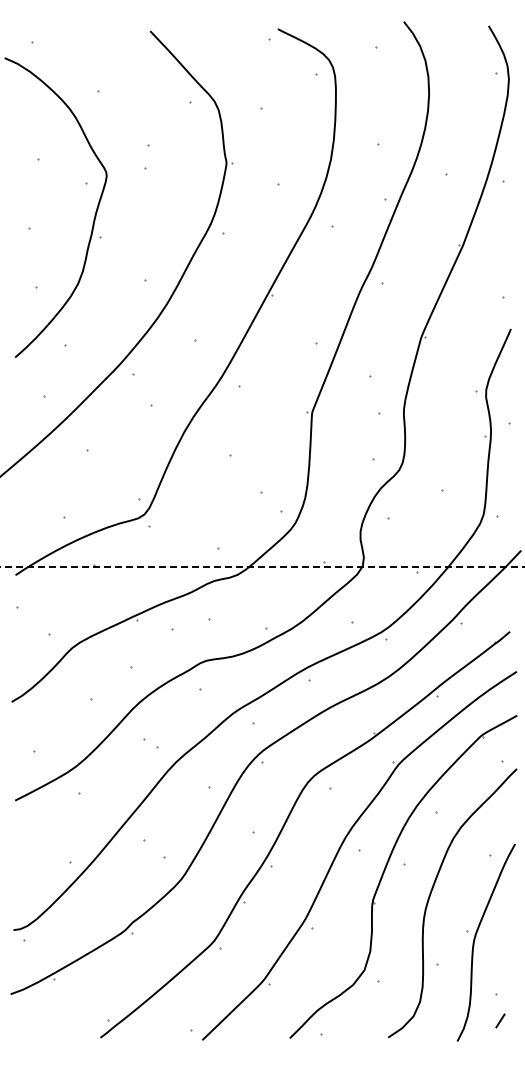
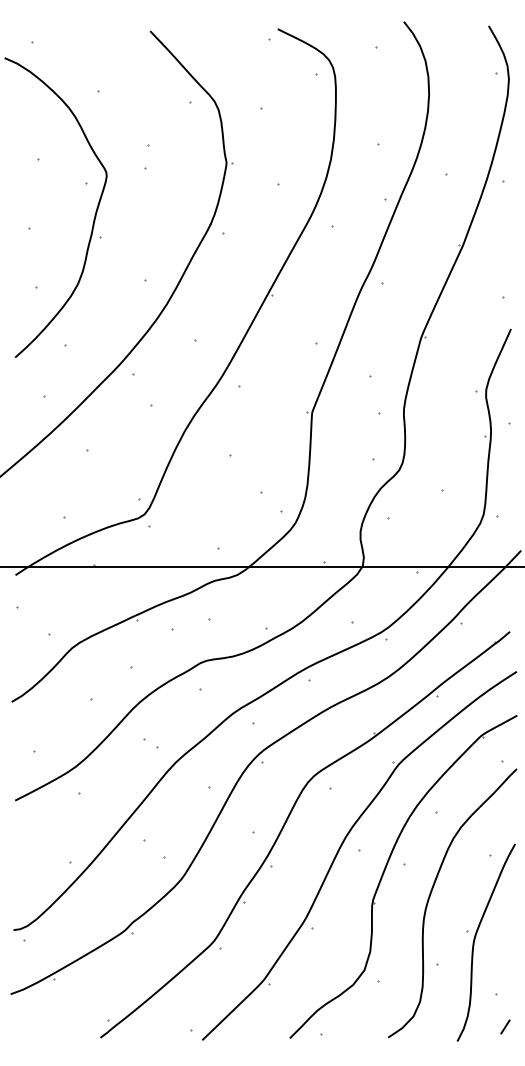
line: dashed -> solid (262, 567)
line position: (500, 1020) -> (505, 1026) (505, 1026)
